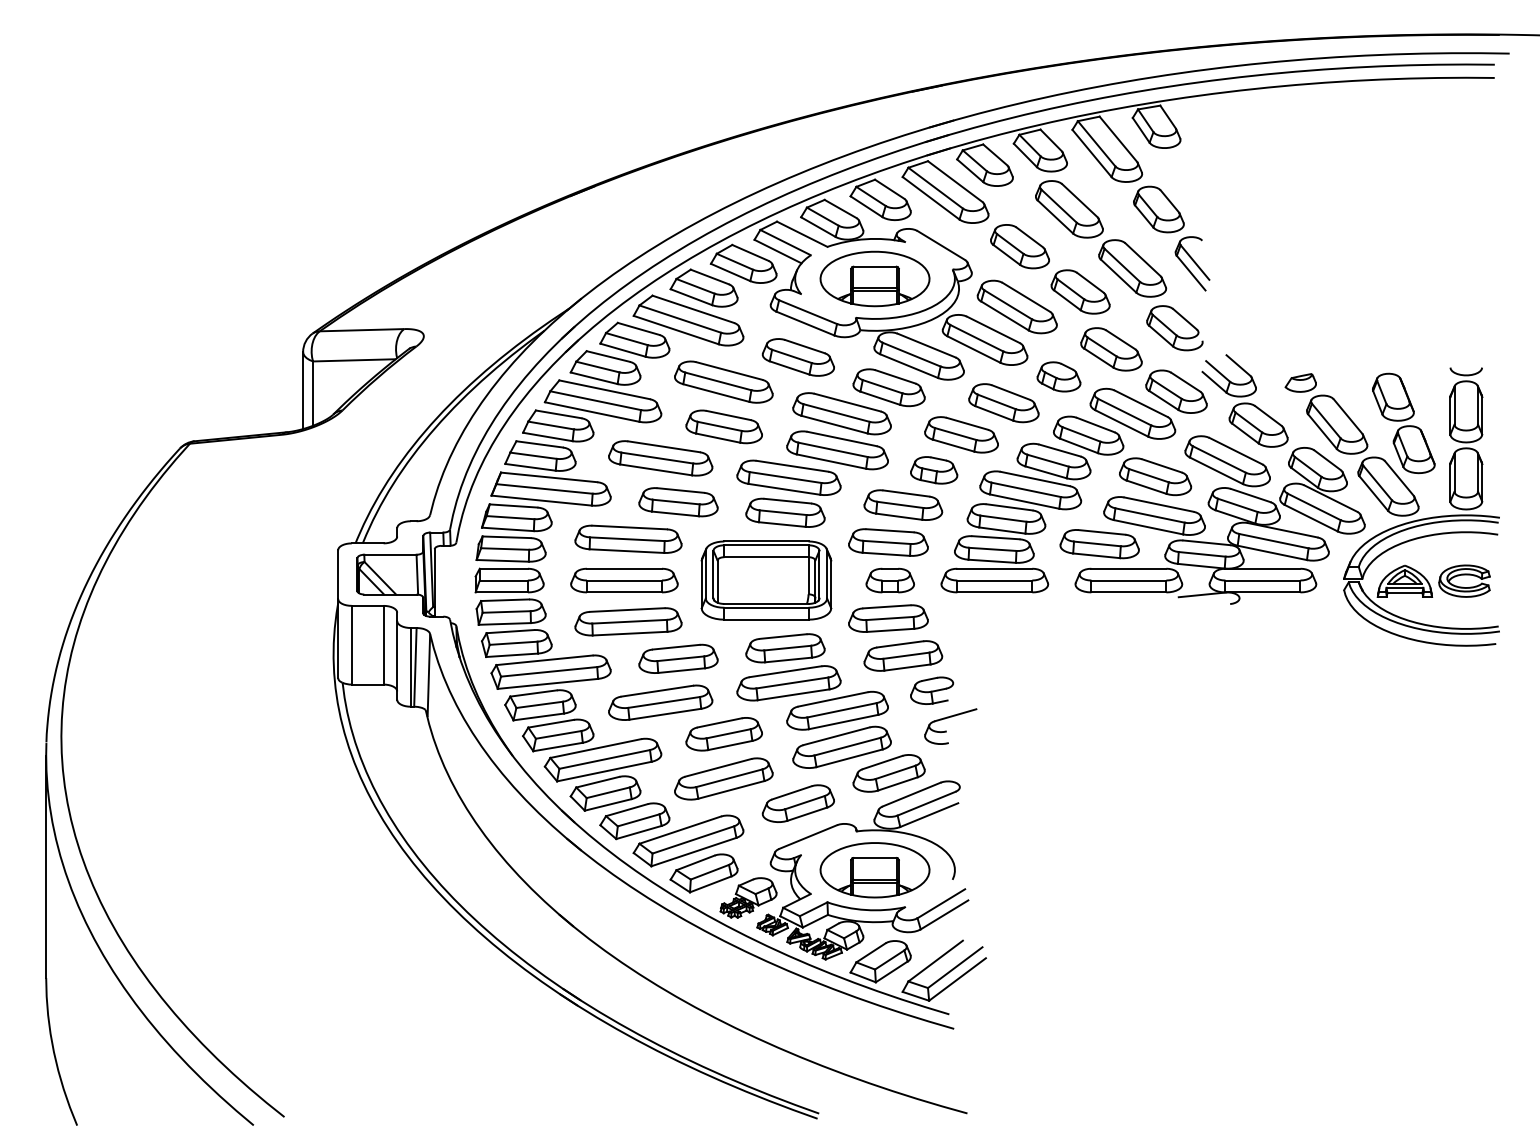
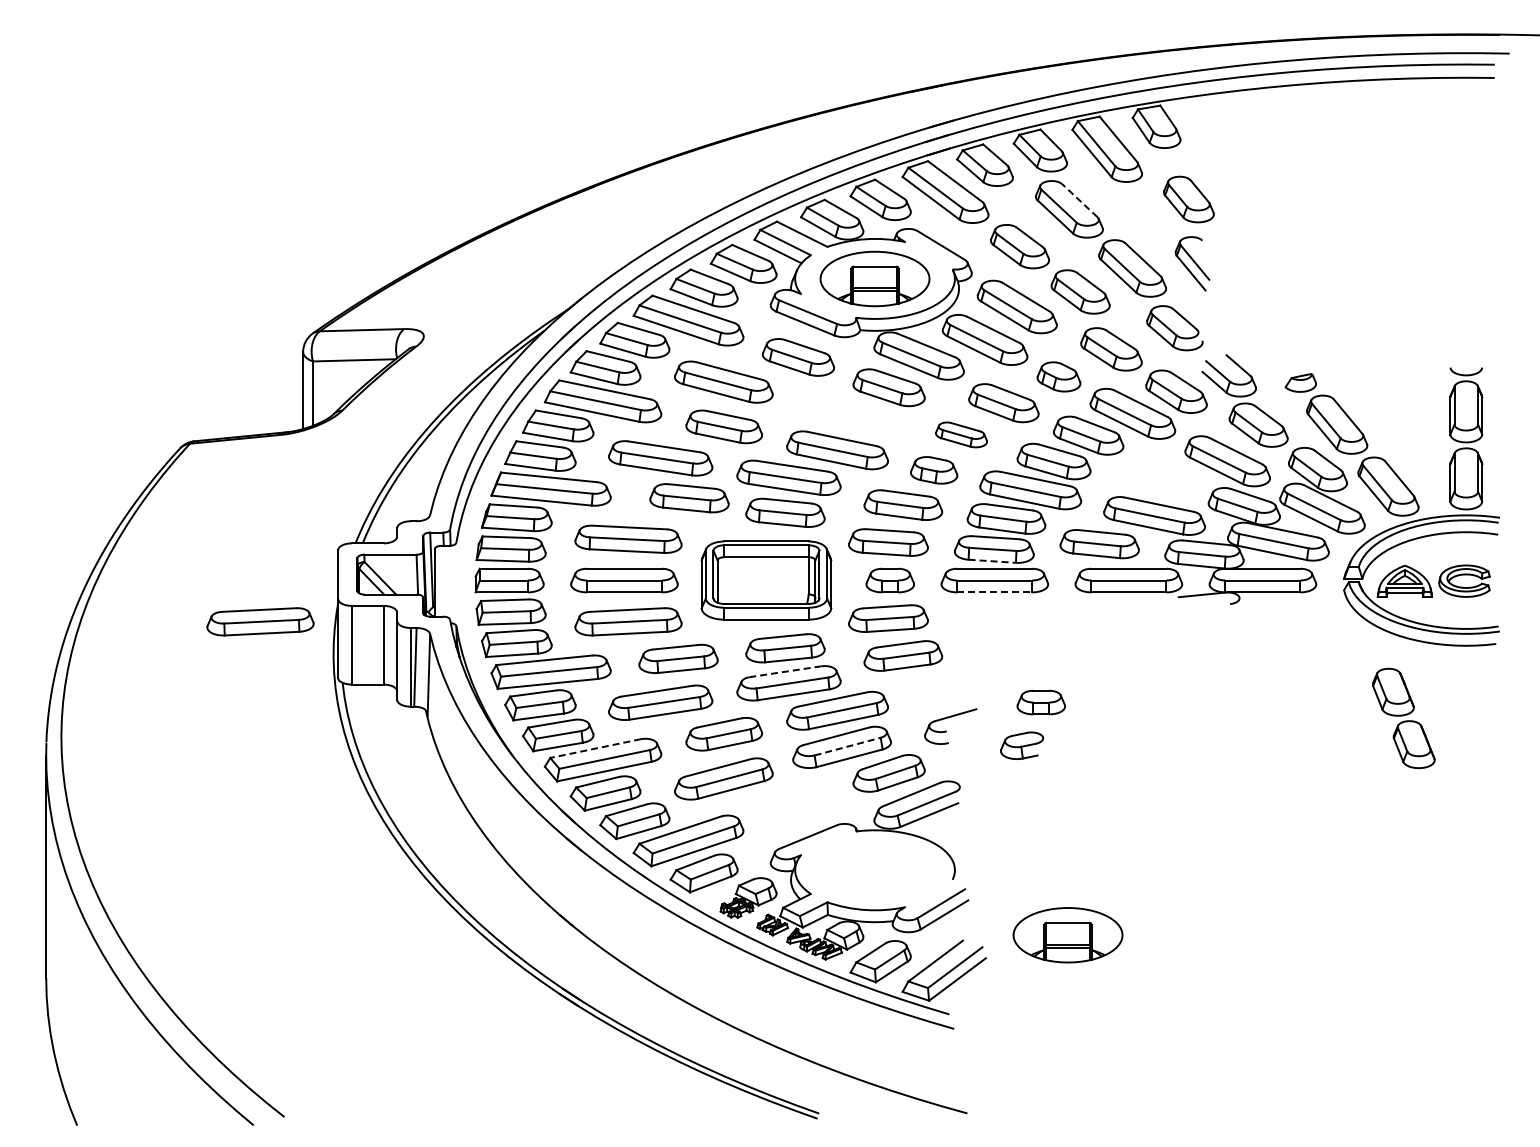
line: solid -> dashed (1079, 200)
part position: (1158, 209) -> (1188, 199) (1188, 199)
part: present -> none (841, 413)
part position: (1403, 423) -> (1403, 718) (1403, 718)
part size: 75x38 px -> 53x28 px (961, 434)
part: present -> none (1155, 476)
part position: (678, 502) -> (689, 498) (689, 498)
line: solid -> dashed (992, 561)
line: solid -> dashed (995, 592)
part: none -> present (260, 621)
line: solid -> dashed (785, 671)
part position: (932, 690) -> (1022, 745) (1022, 745)
part: none -> present (1040, 702)
line: solid -> dashed (848, 746)
line: solid -> dashed (595, 748)
part: present -> none (797, 803)
part position: (874, 870) -> (1067, 935) (1067, 935)
